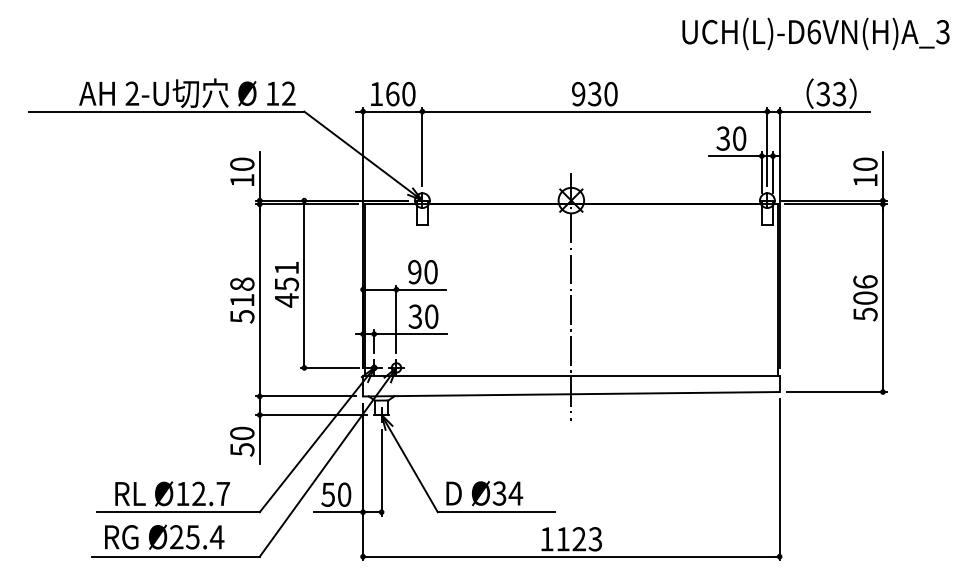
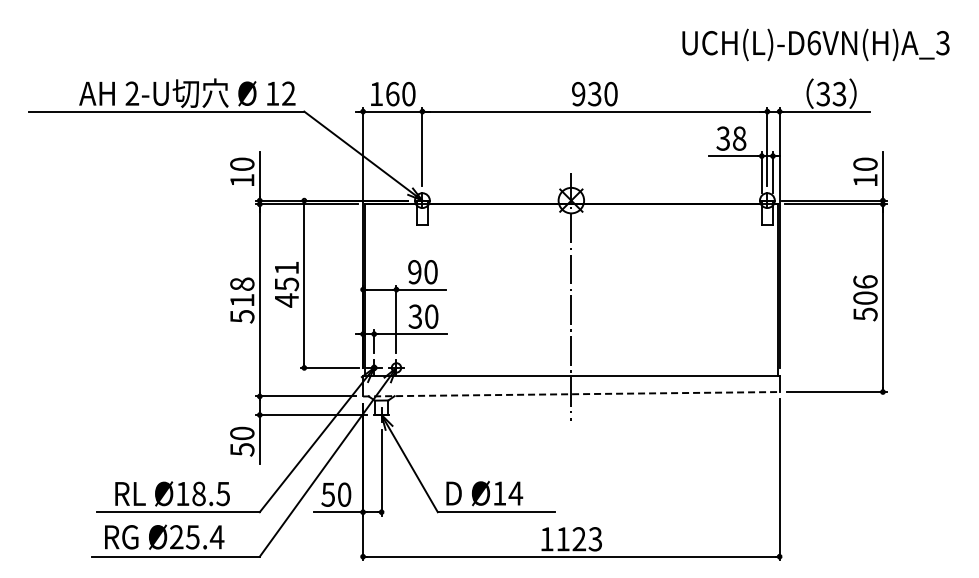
text position: (815, 33) -> (815, 44) (815, 44)
text: 30 -> 38 (739, 138)
line: solid -> dashed (571, 394)
text: Ø12.7 -> Ø18.5 (211, 493)
text: Ø34 -> Ø14 (499, 493)
